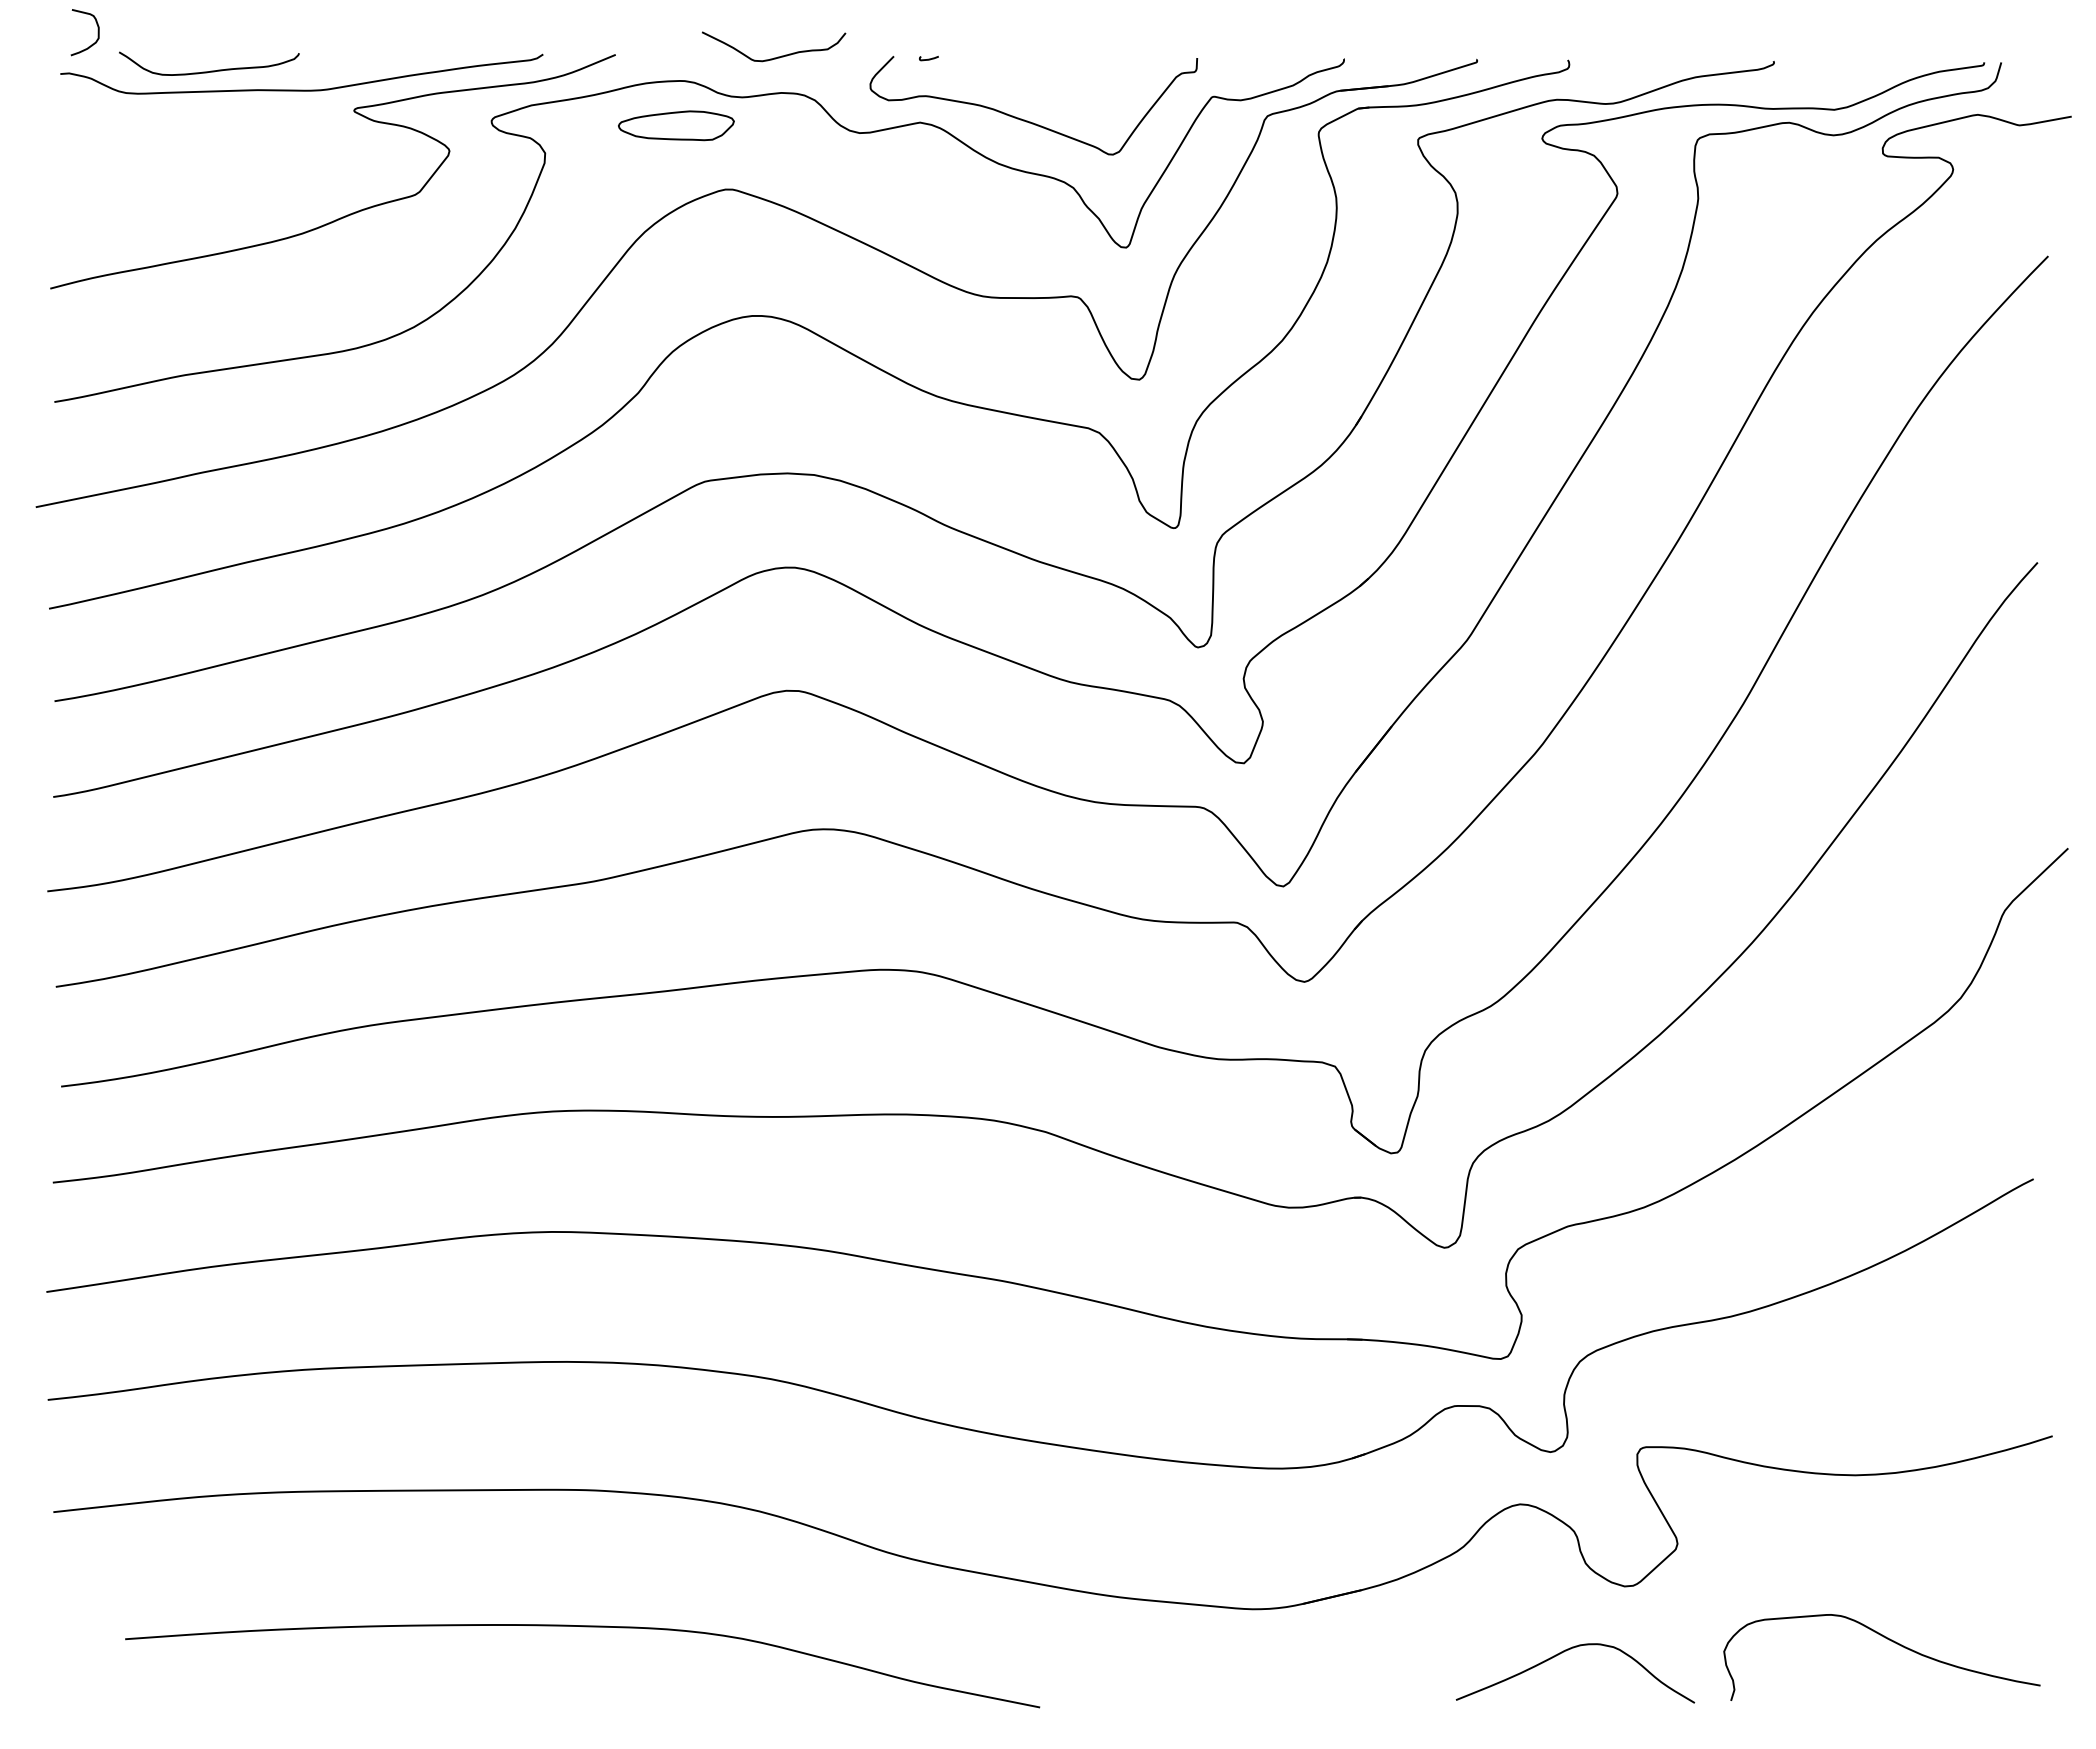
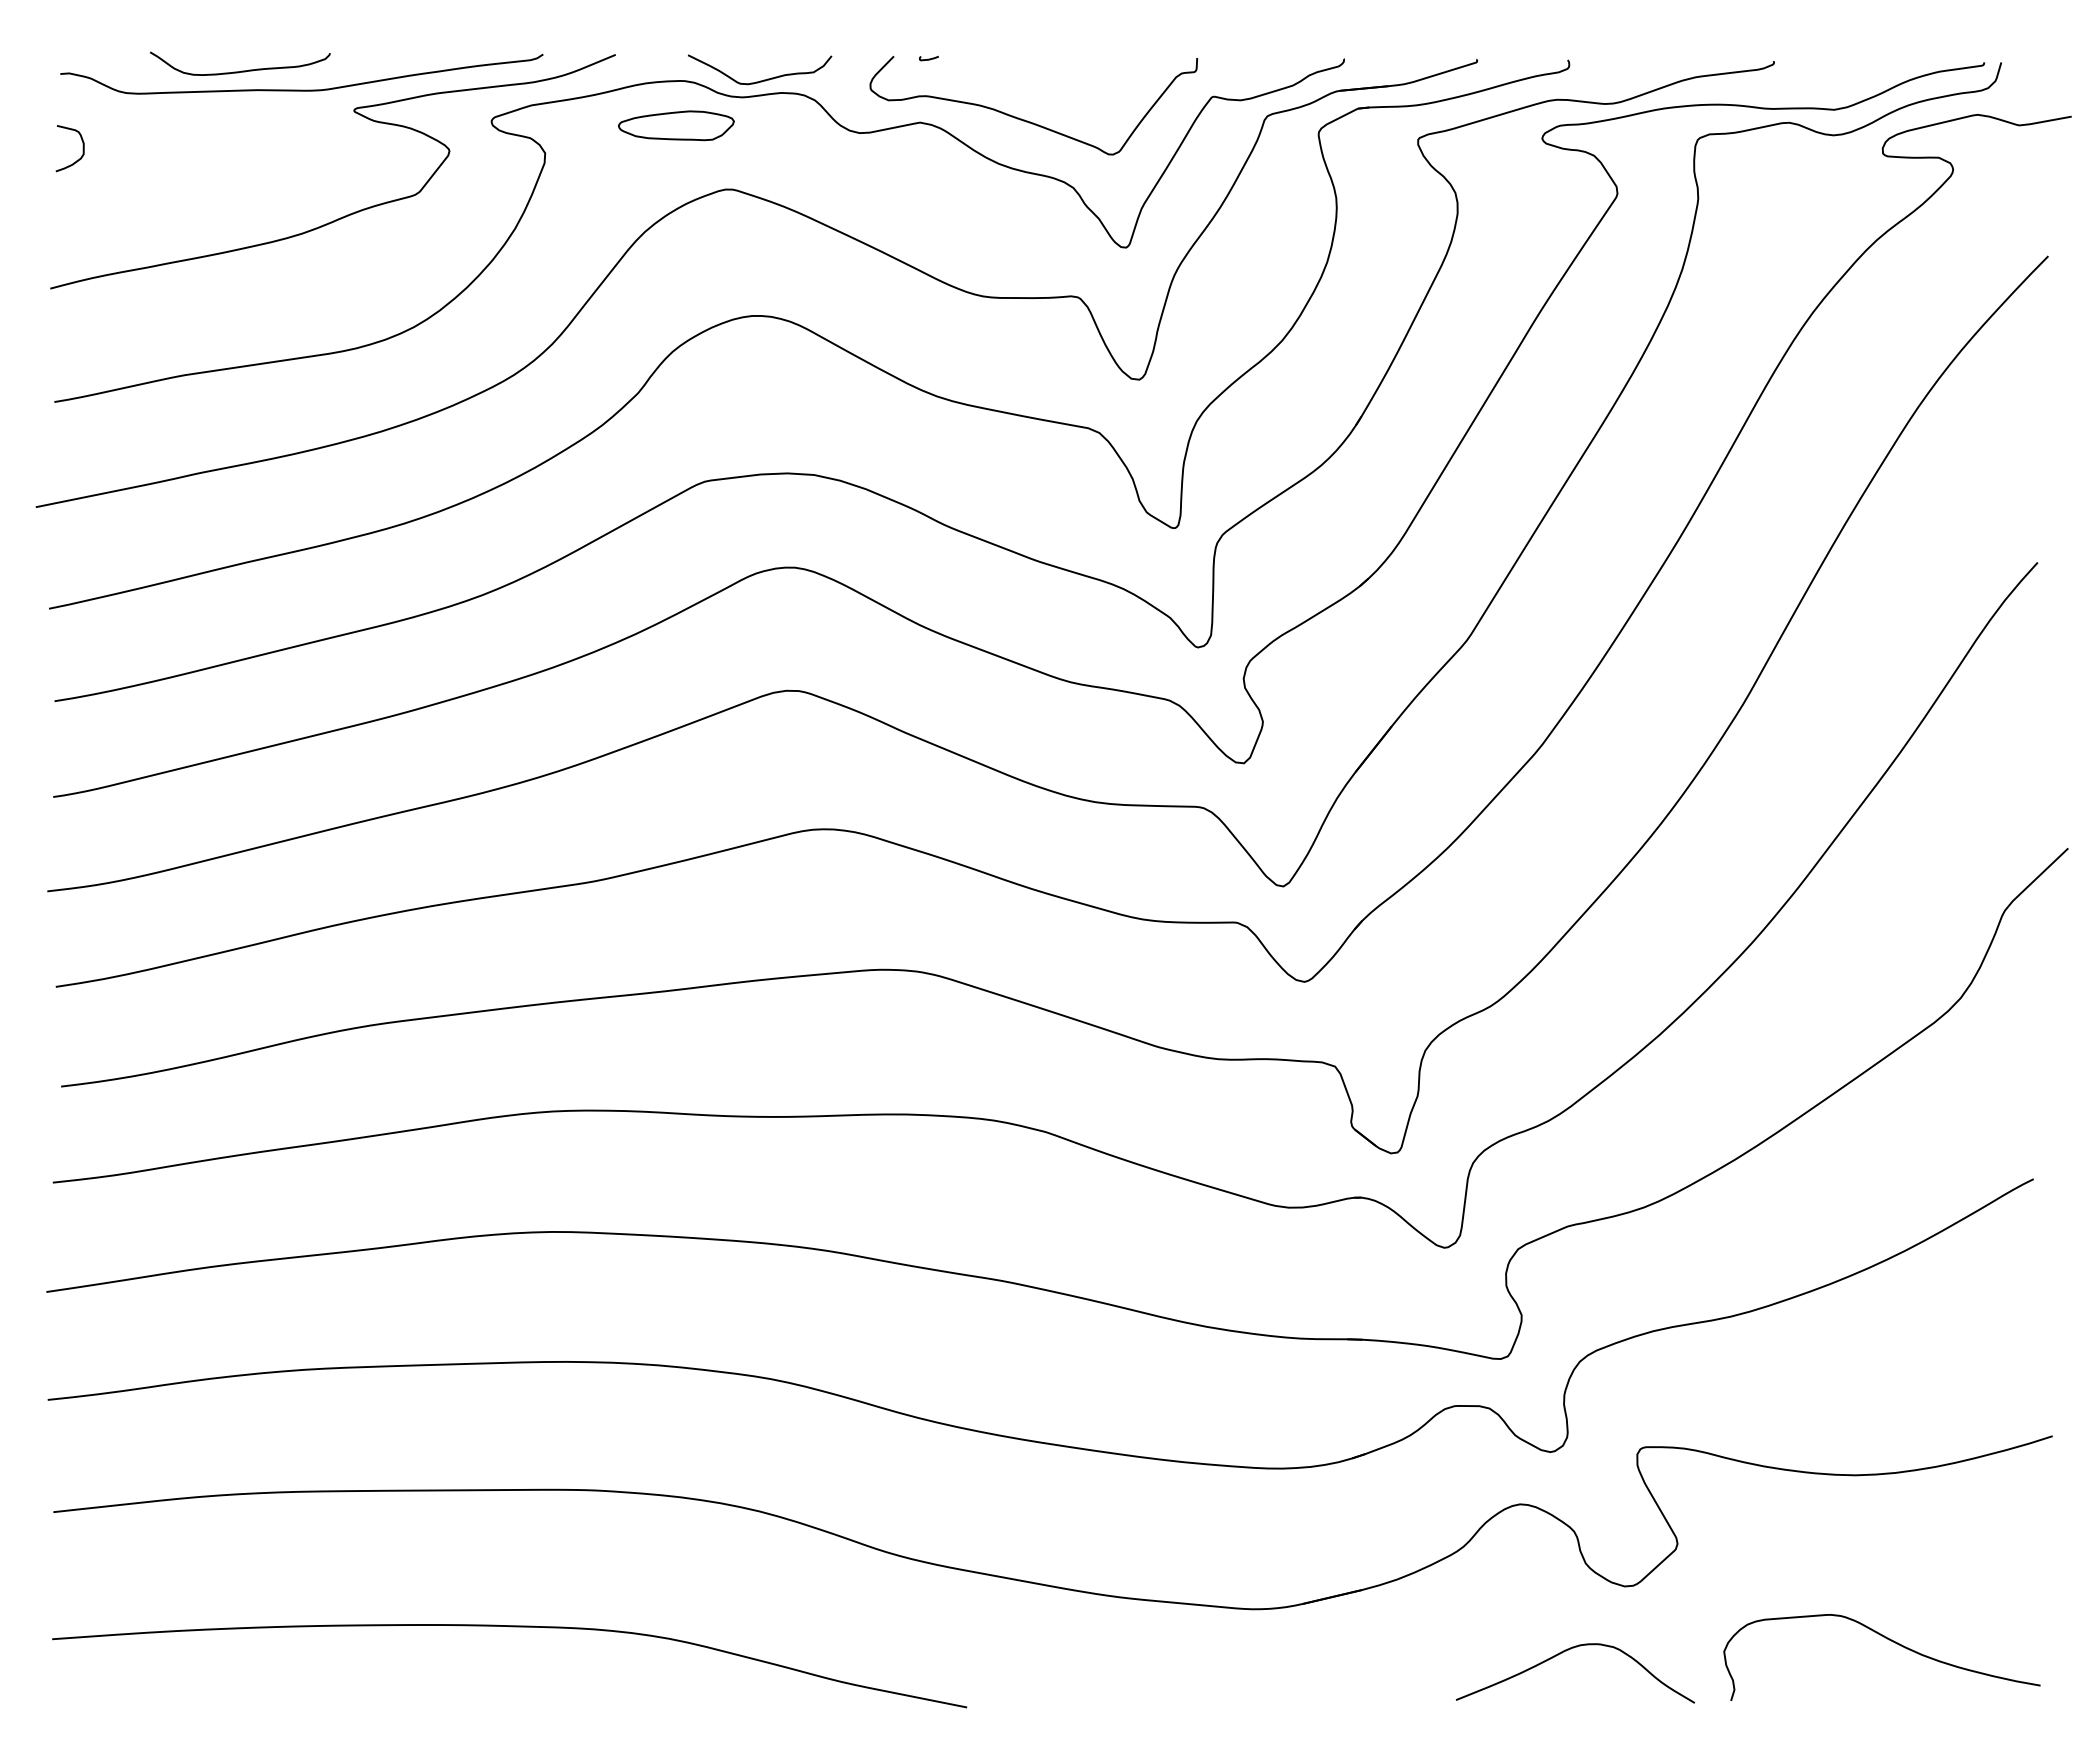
curve position: (97, 32) -> (82, 148) (82, 148)
curve position: (777, 56) -> (763, 79) (763, 79)
curve position: (210, 70) -> (241, 70) (241, 70)
curve position: (583, 1627) -> (510, 1627) (510, 1627)
